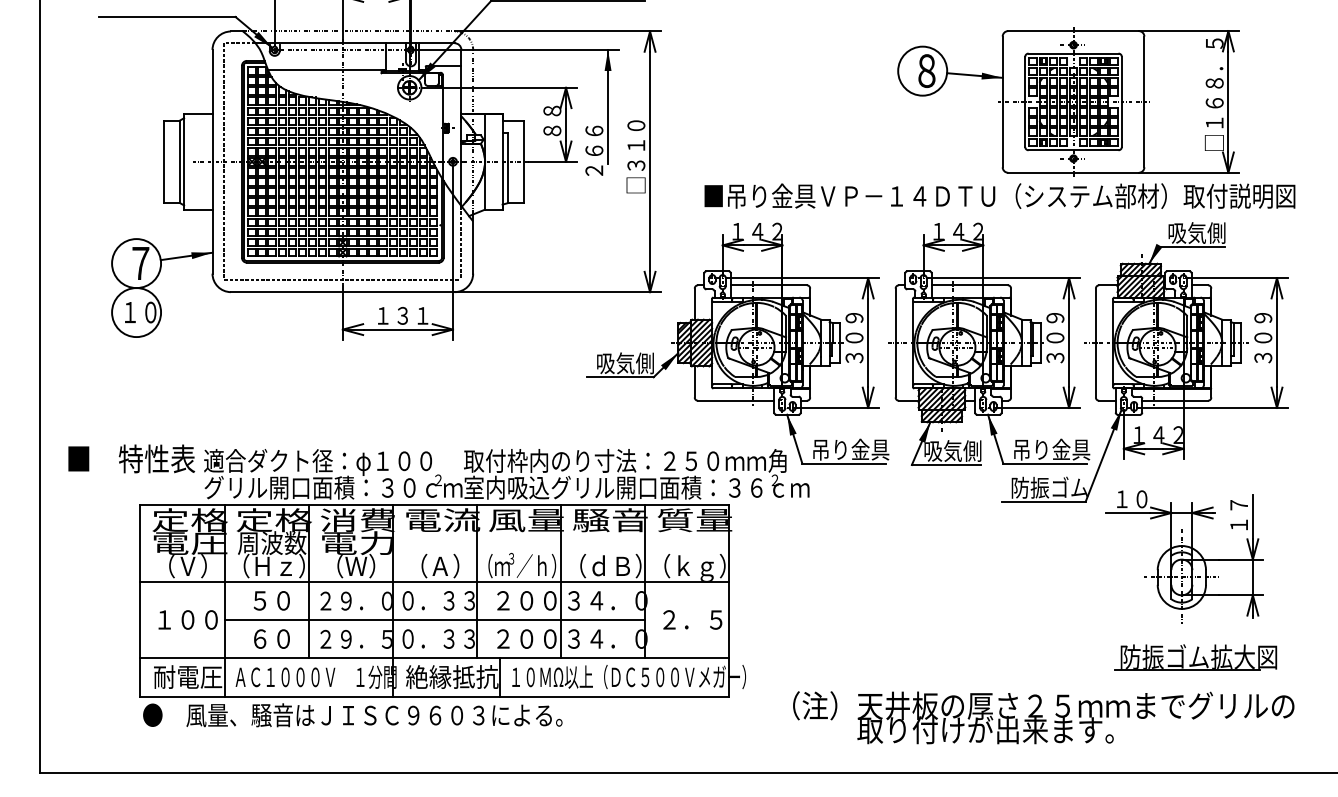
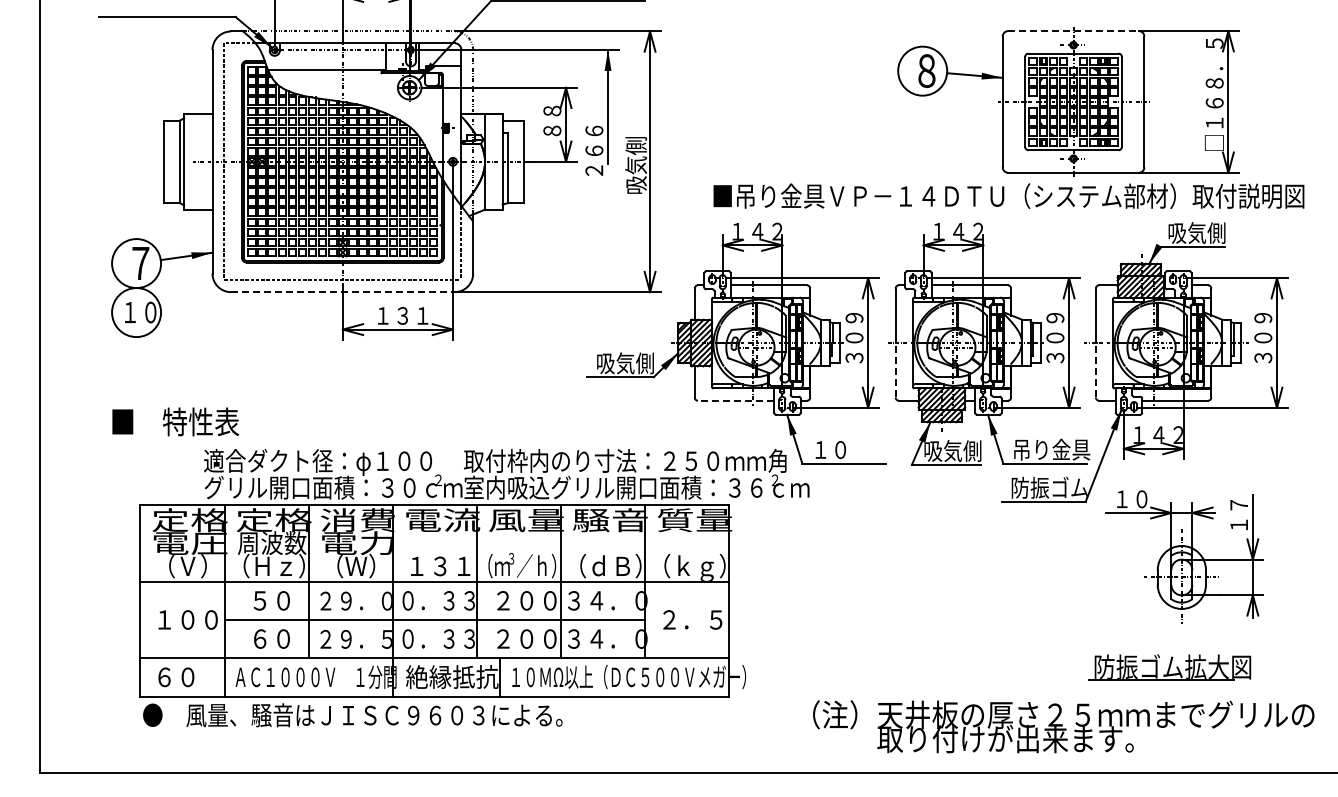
line: solid -> dashed (1074, 31)
text: □３１０ -> 吸気側 (636, 156)
text position: (999, 195) -> (1008, 195) (1008, 195)
line: solid -> dashed (342, 292)
line: solid -> dashed (895, 369)
line: solid -> dashed (1095, 369)
line: solid -> dashed (735, 400)
text: 吊り金具 -> １０ (851, 449)
text position: (131, 458) -> (175, 421) (175, 421)
text: （Ａ） -> １３１ (440, 565)
part position: (1195, 657) -> (1169, 667) (1169, 667)
text: 耐電圧 -> ６０ (188, 676)
text position: (1043, 717) -> (1063, 726) (1063, 726)
